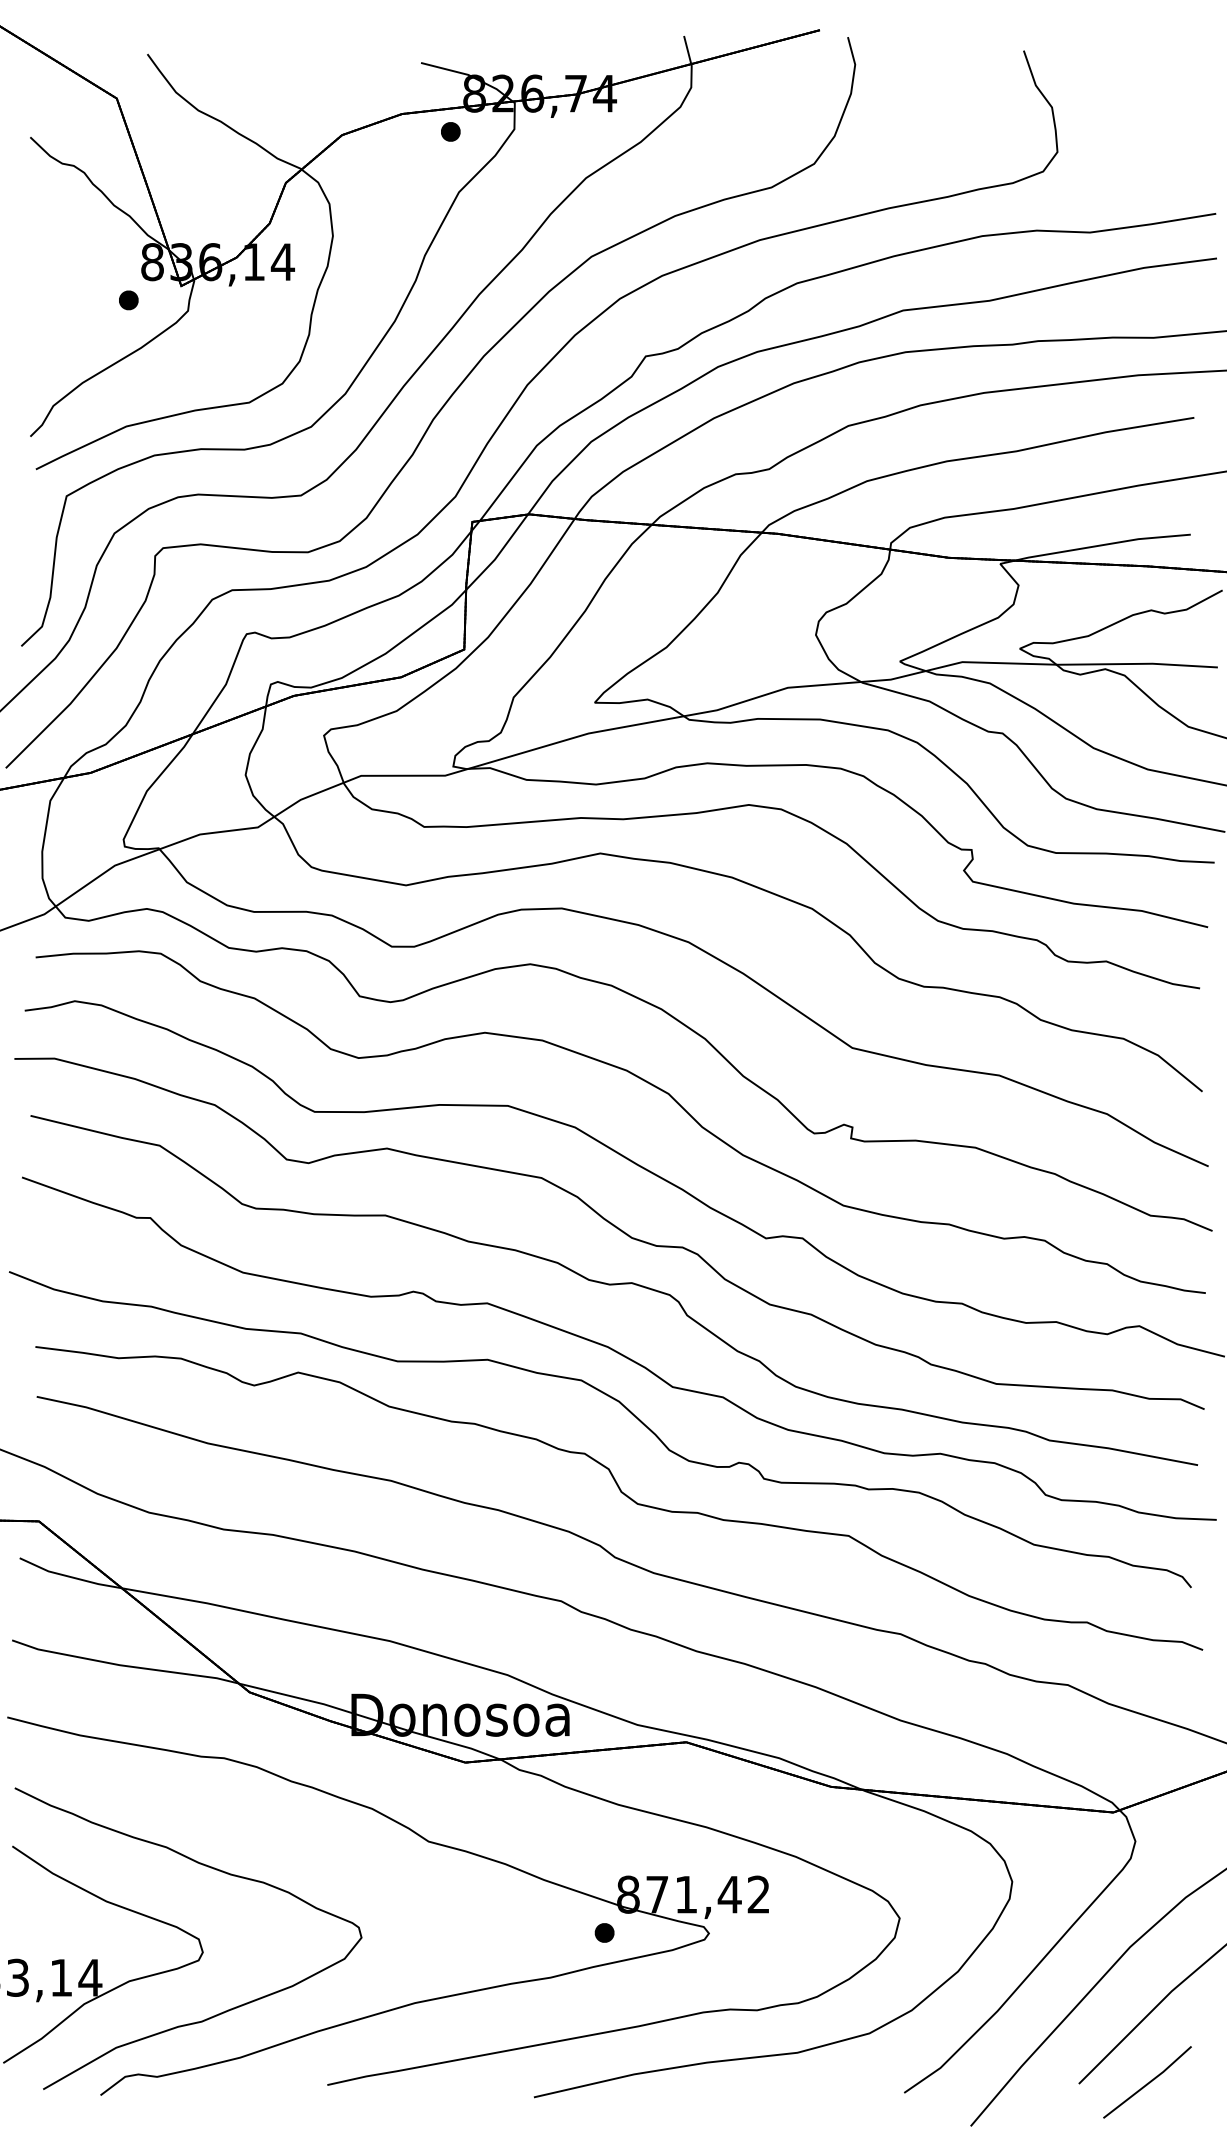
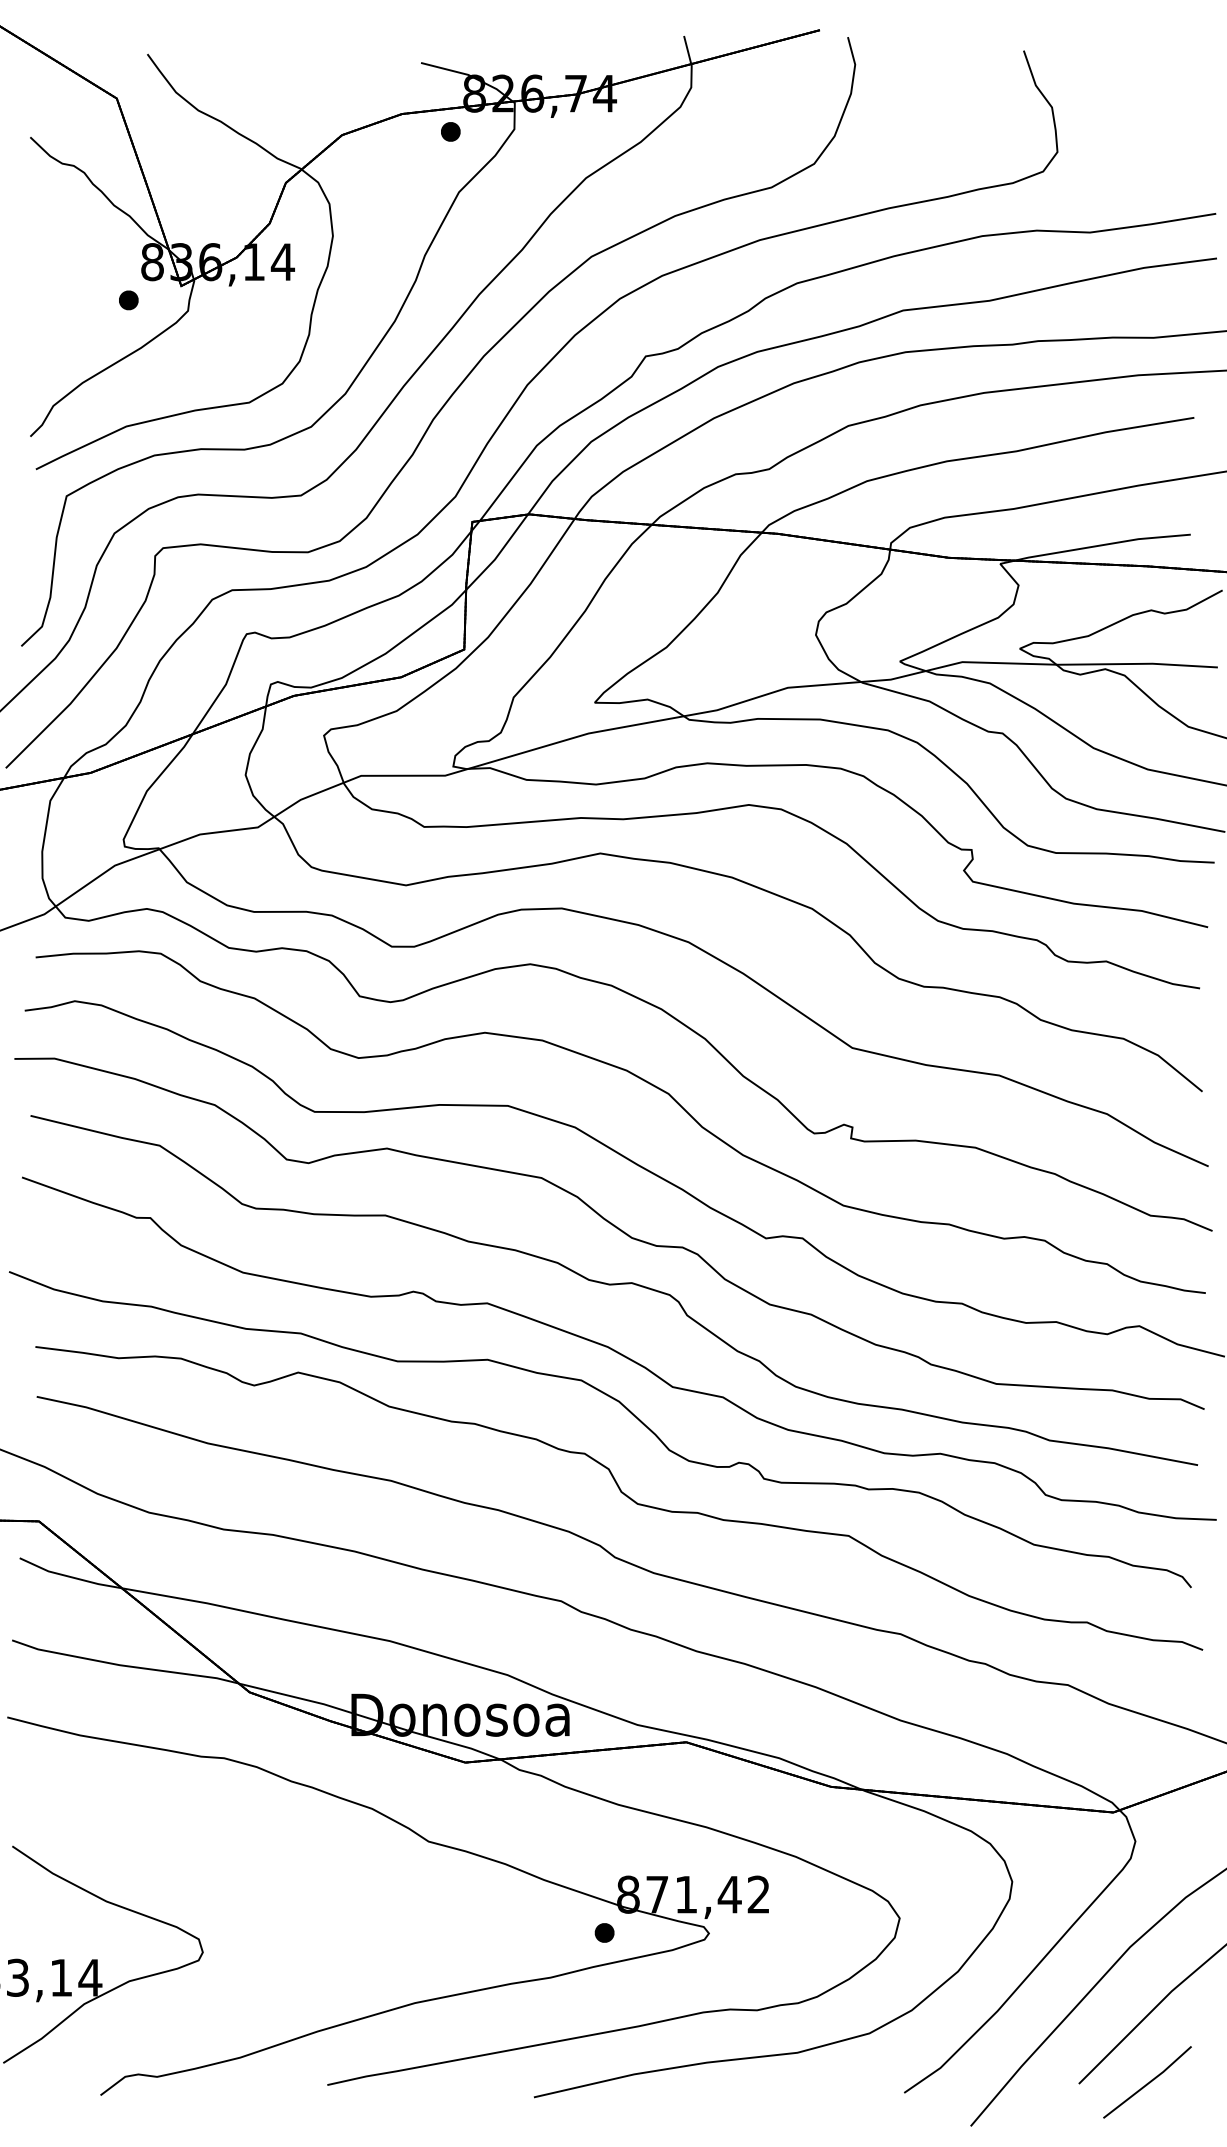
part: present -> none (210, 1868)
